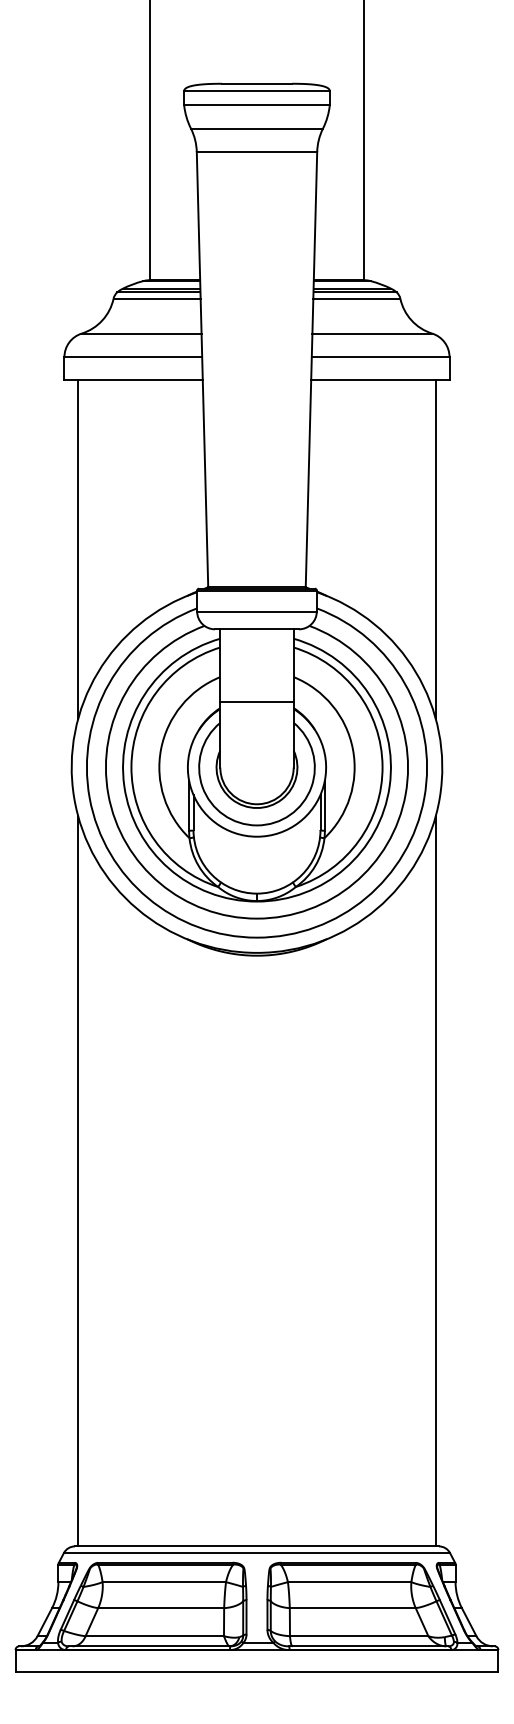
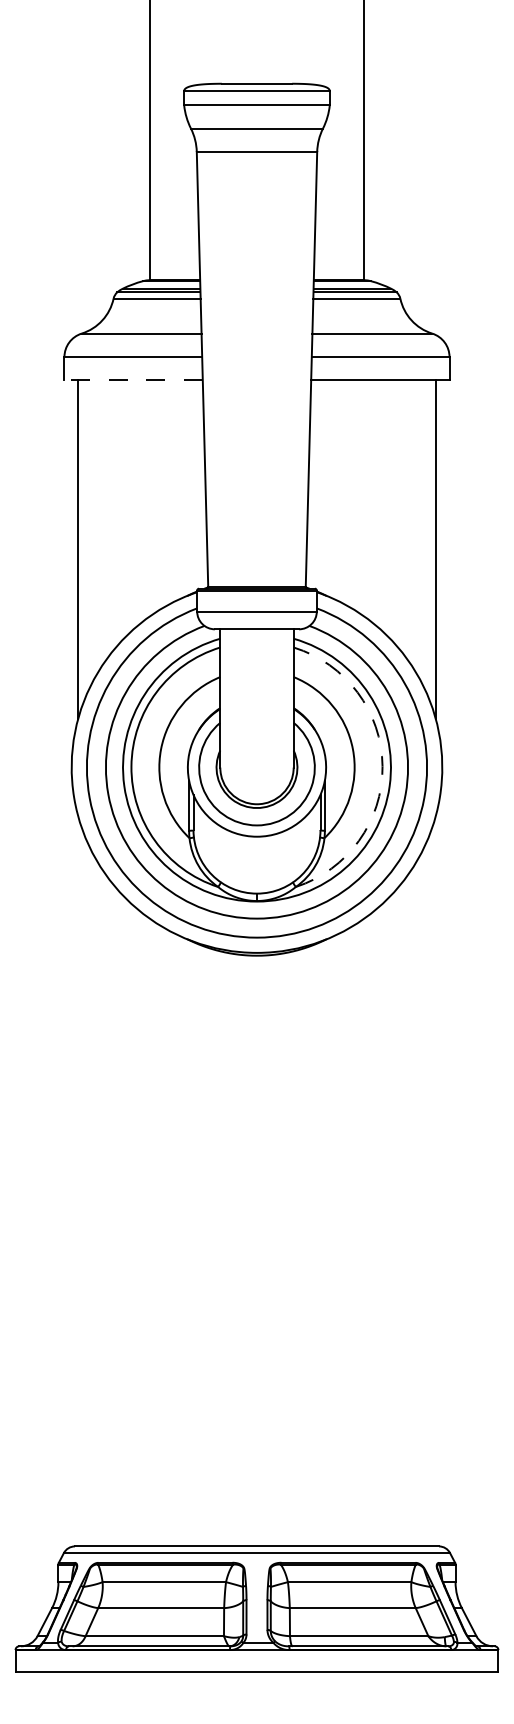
line: solid -> dashed (133, 380)
line: present -> none (256, 701)
arc: solid -> dashed (382, 766)
line: present -> none (78, 1181)
line: present -> none (435, 1181)
